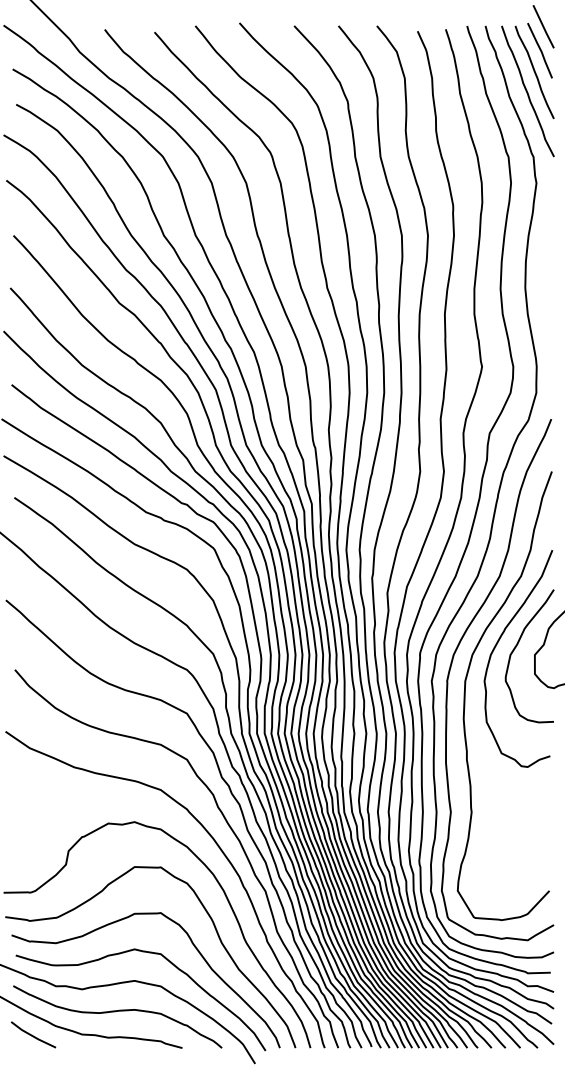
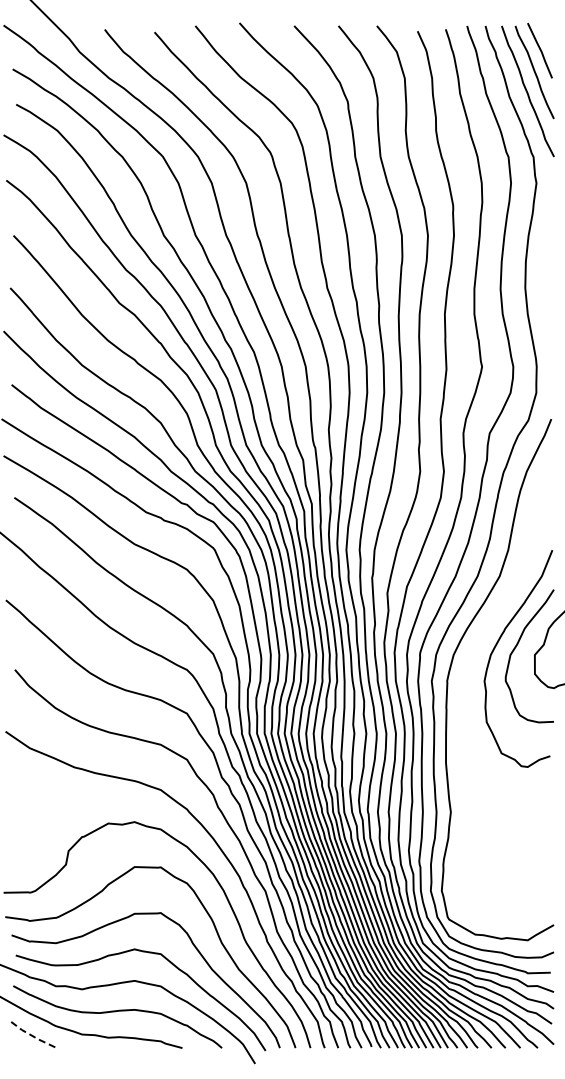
line: present -> none (543, 26)
curve: present -> none (465, 696)
line: solid -> dashed (32, 1036)
